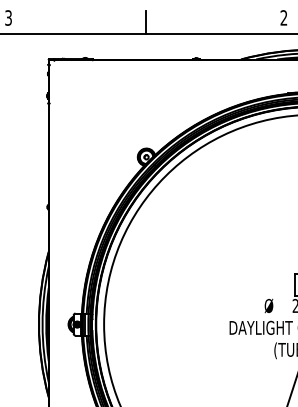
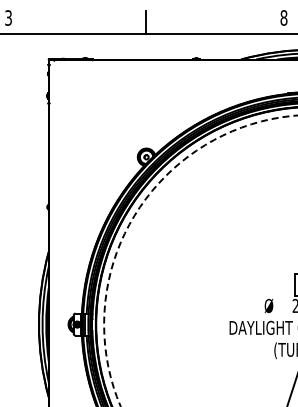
text: 2 -> 8 (283, 17)
circle: solid -> dashed (200, 260)
